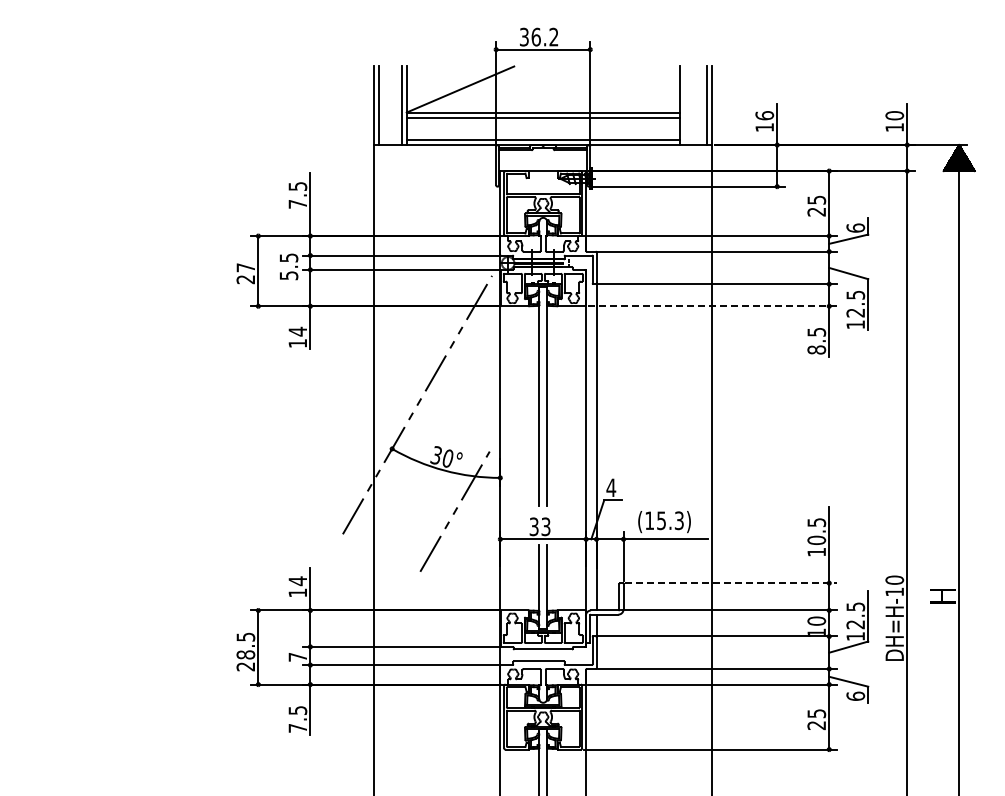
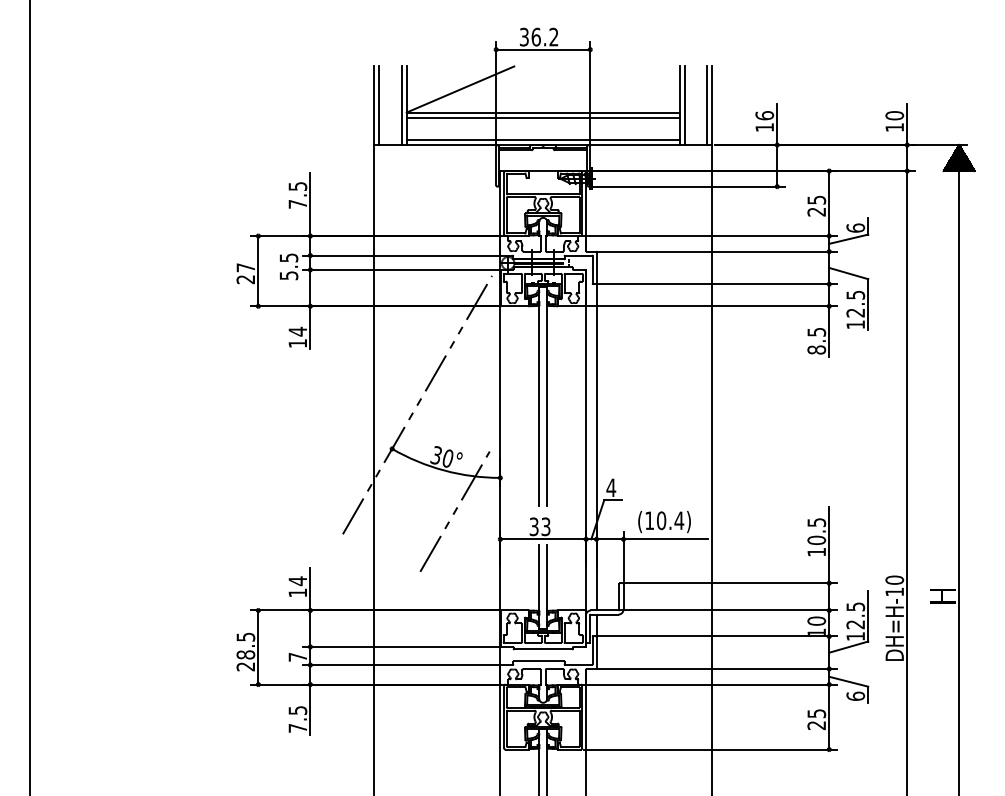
line: none -> present (684, 105)
line: dashed -> solid (712, 306)
line: none -> present (30, 397)
text: (15.3) -> (10.4) (670, 520)
line: dashed -> solid (731, 583)
